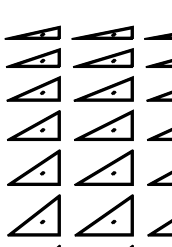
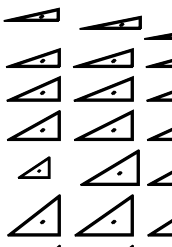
part position: (32, 32) -> (31, 14) (31, 14)
part position: (102, 32) -> (110, 22) (110, 22)
part size: 54x37 px -> 34x23 px (33, 167)
part position: (103, 167) -> (109, 167) (109, 167)
